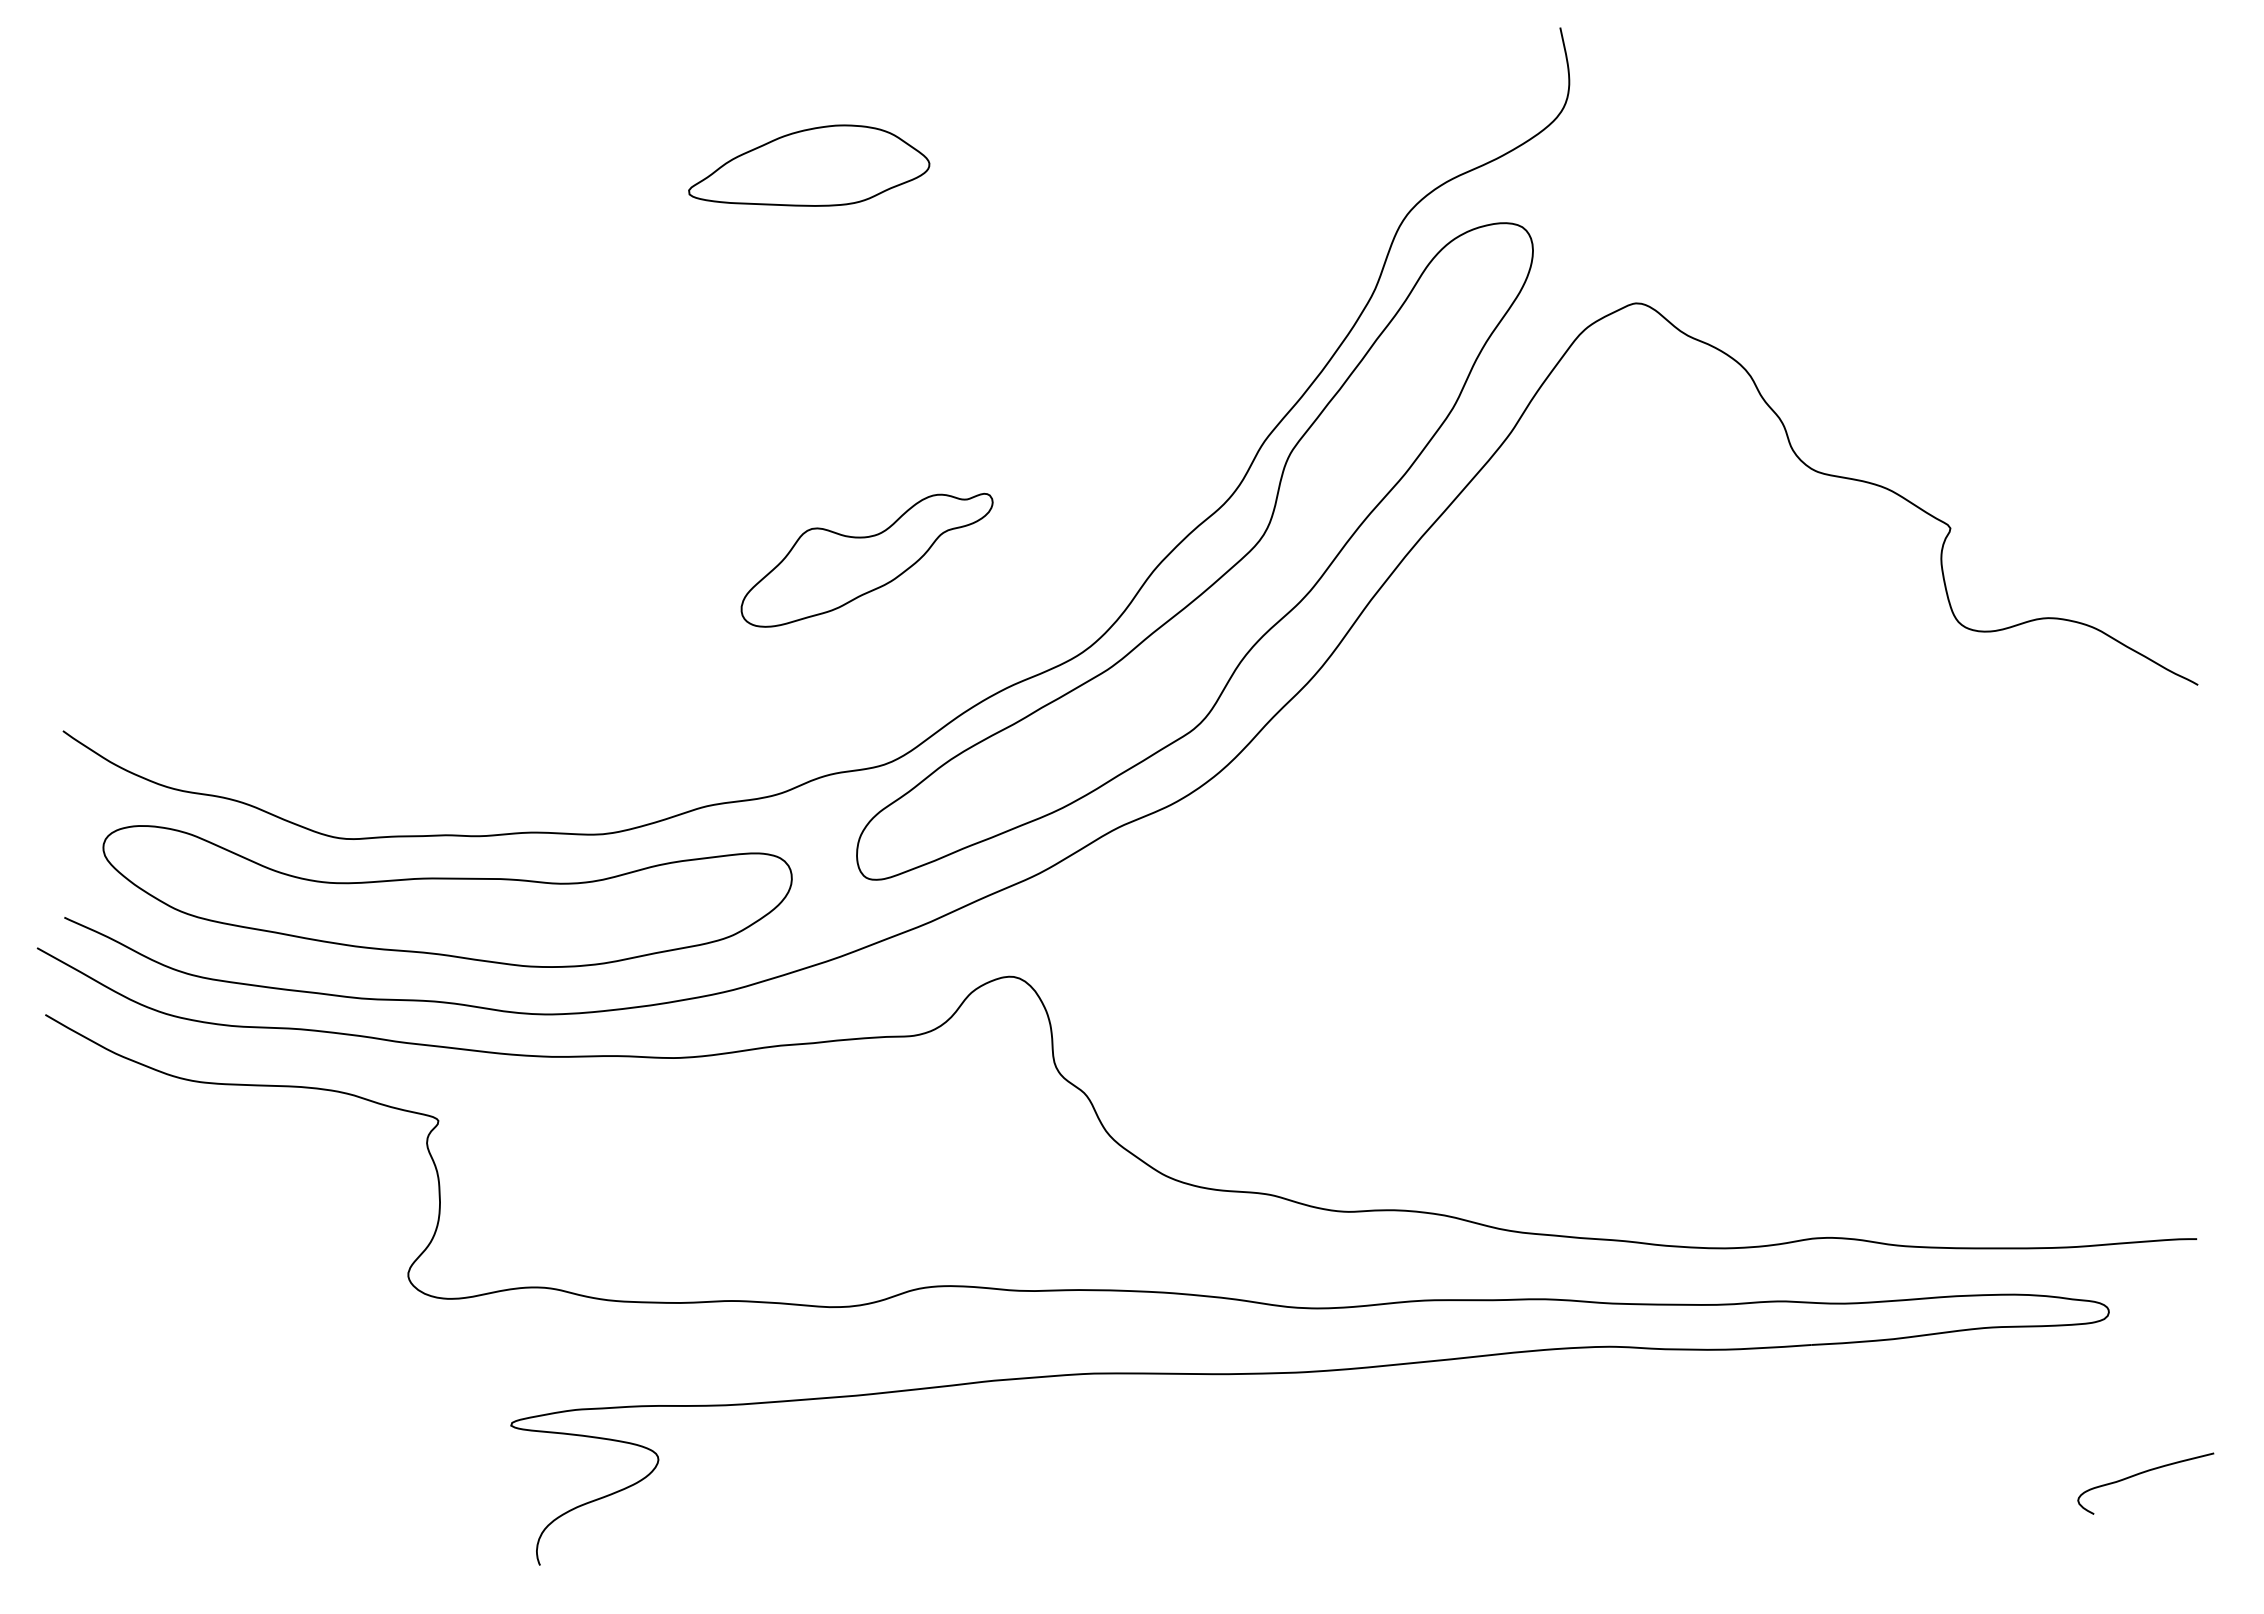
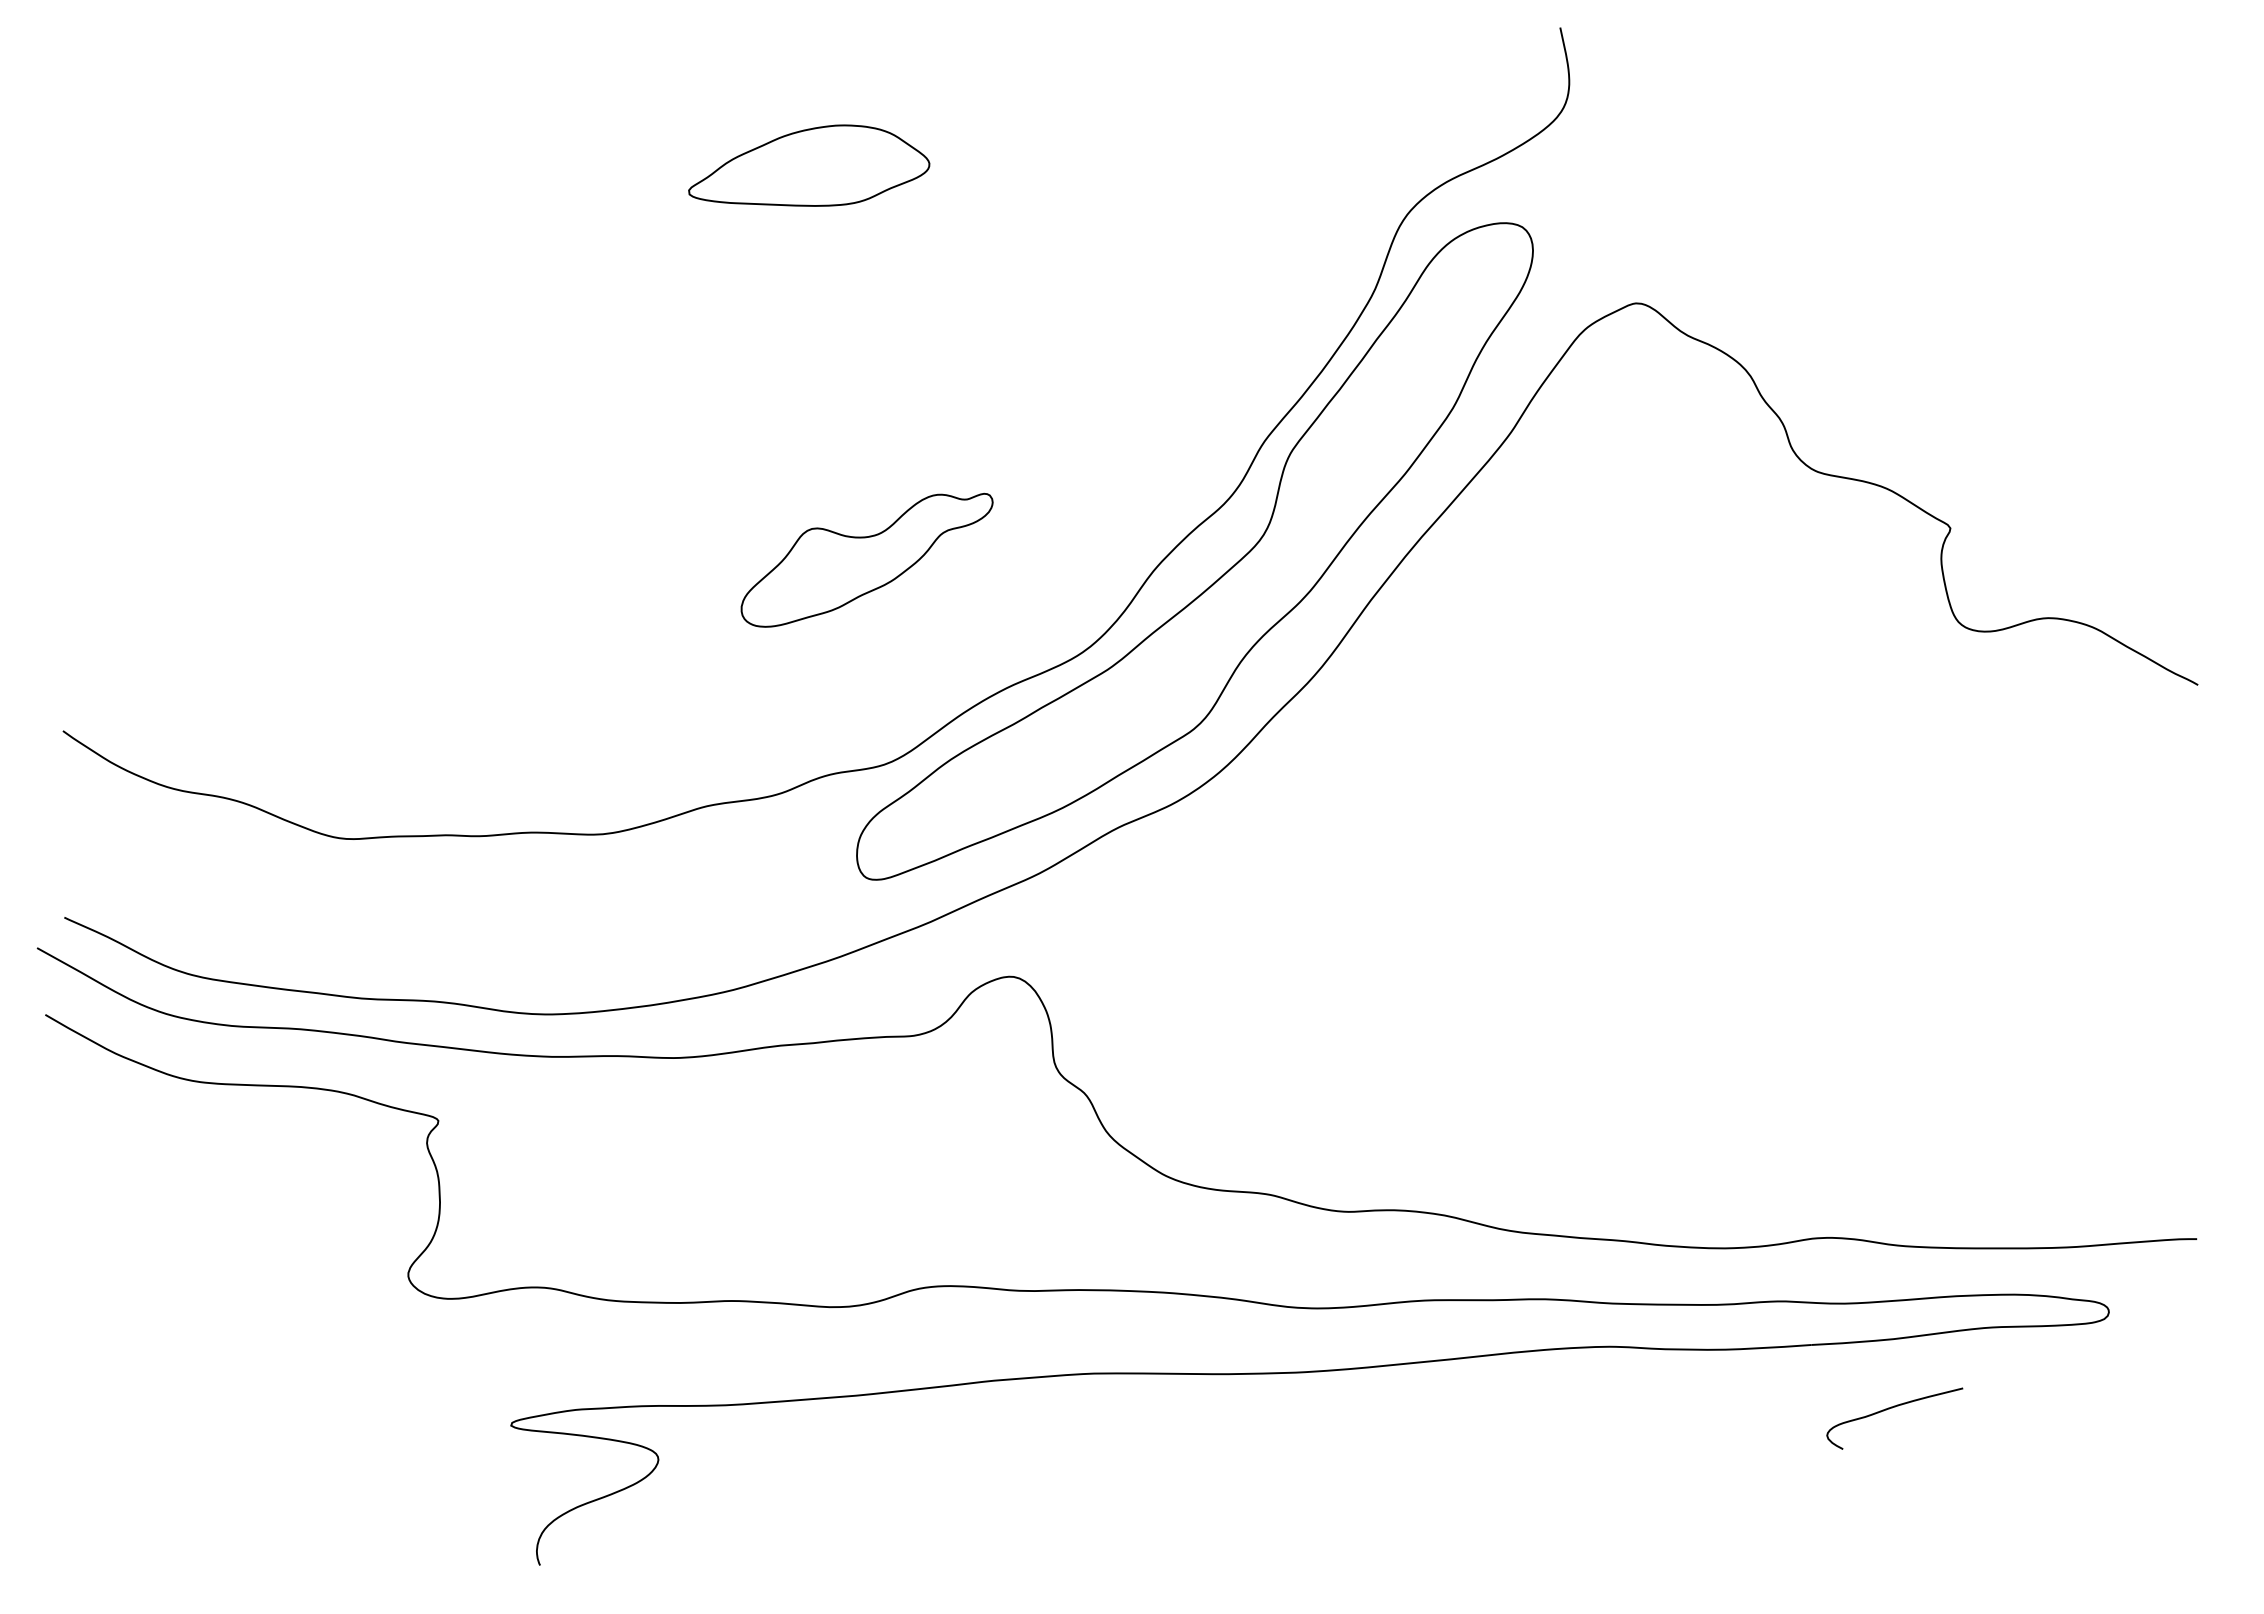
part: present -> none (447, 896)
curve position: (2143, 1473) -> (1892, 1408) (1892, 1408)
